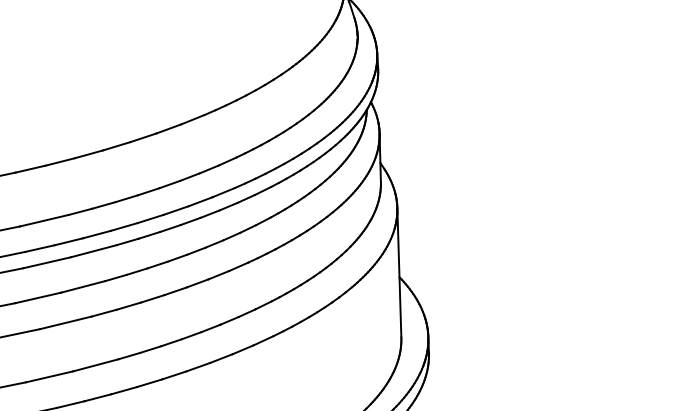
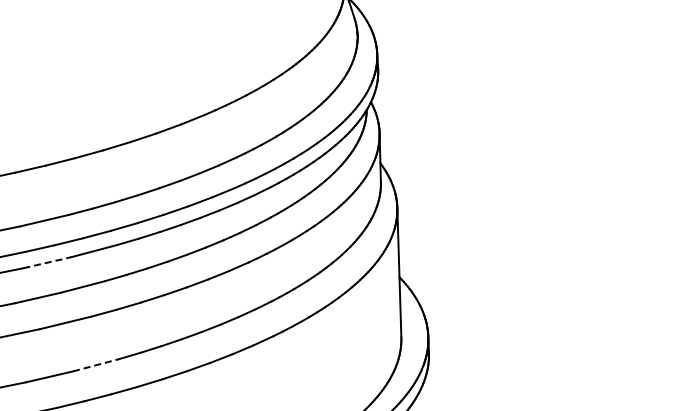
line: solid -> dashed (47, 262)
line: solid -> dashed (96, 365)
